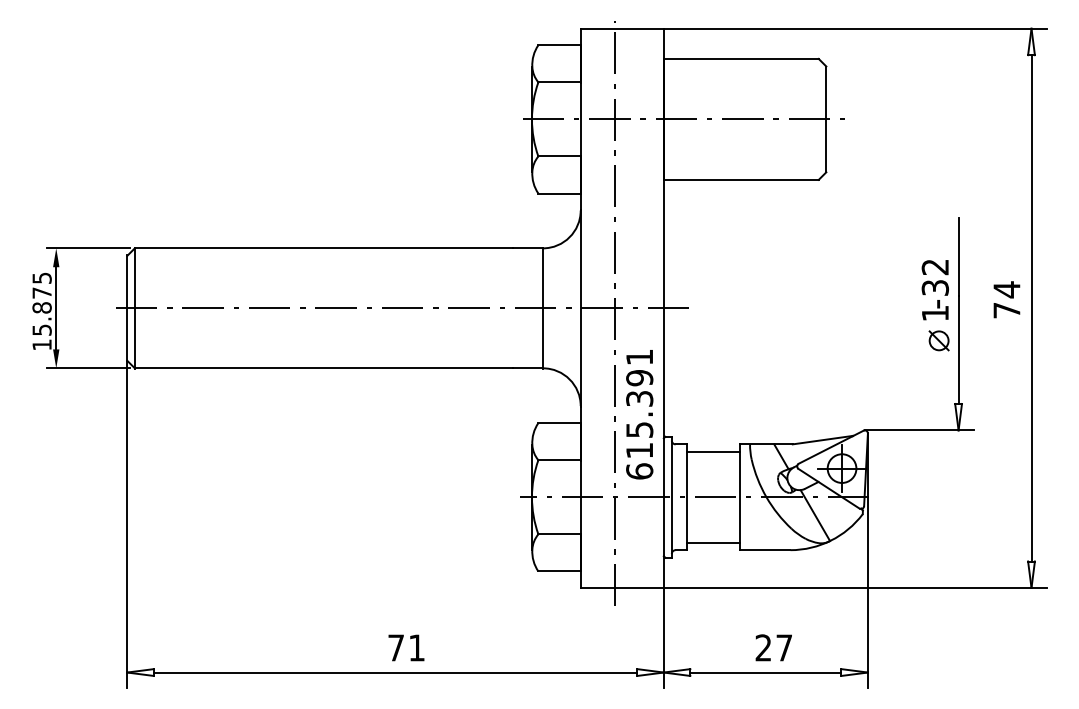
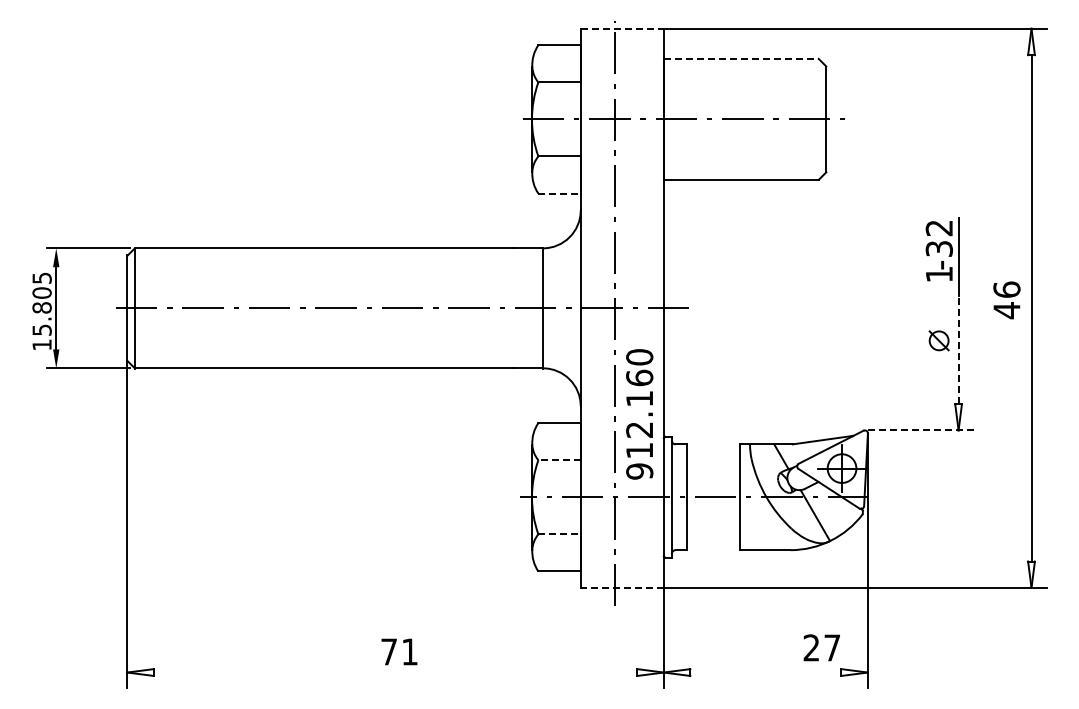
line: solid -> dashed (622, 28)
line: solid -> dashed (741, 58)
line: solid -> dashed (560, 193)
text position: (934, 290) -> (938, 251) (938, 251)
text: 15.875 -> 15.805 (41, 292)
text: 74 -> 46 (1006, 300)
line: solid -> dashed (958, 350)
text: 615.391 -> 912.160 (639, 414)
line: solid -> dashed (918, 430)
line: present -> none (712, 451)
line: solid -> dashed (559, 460)
line: solid -> dashed (560, 534)
line: present -> none (712, 542)
line: solid -> dashed (622, 587)
text position: (406, 647) -> (399, 651) (399, 651)
text position: (773, 647) -> (821, 647) (821, 647)
line: present -> none (395, 672)
line: present -> none (765, 672)
